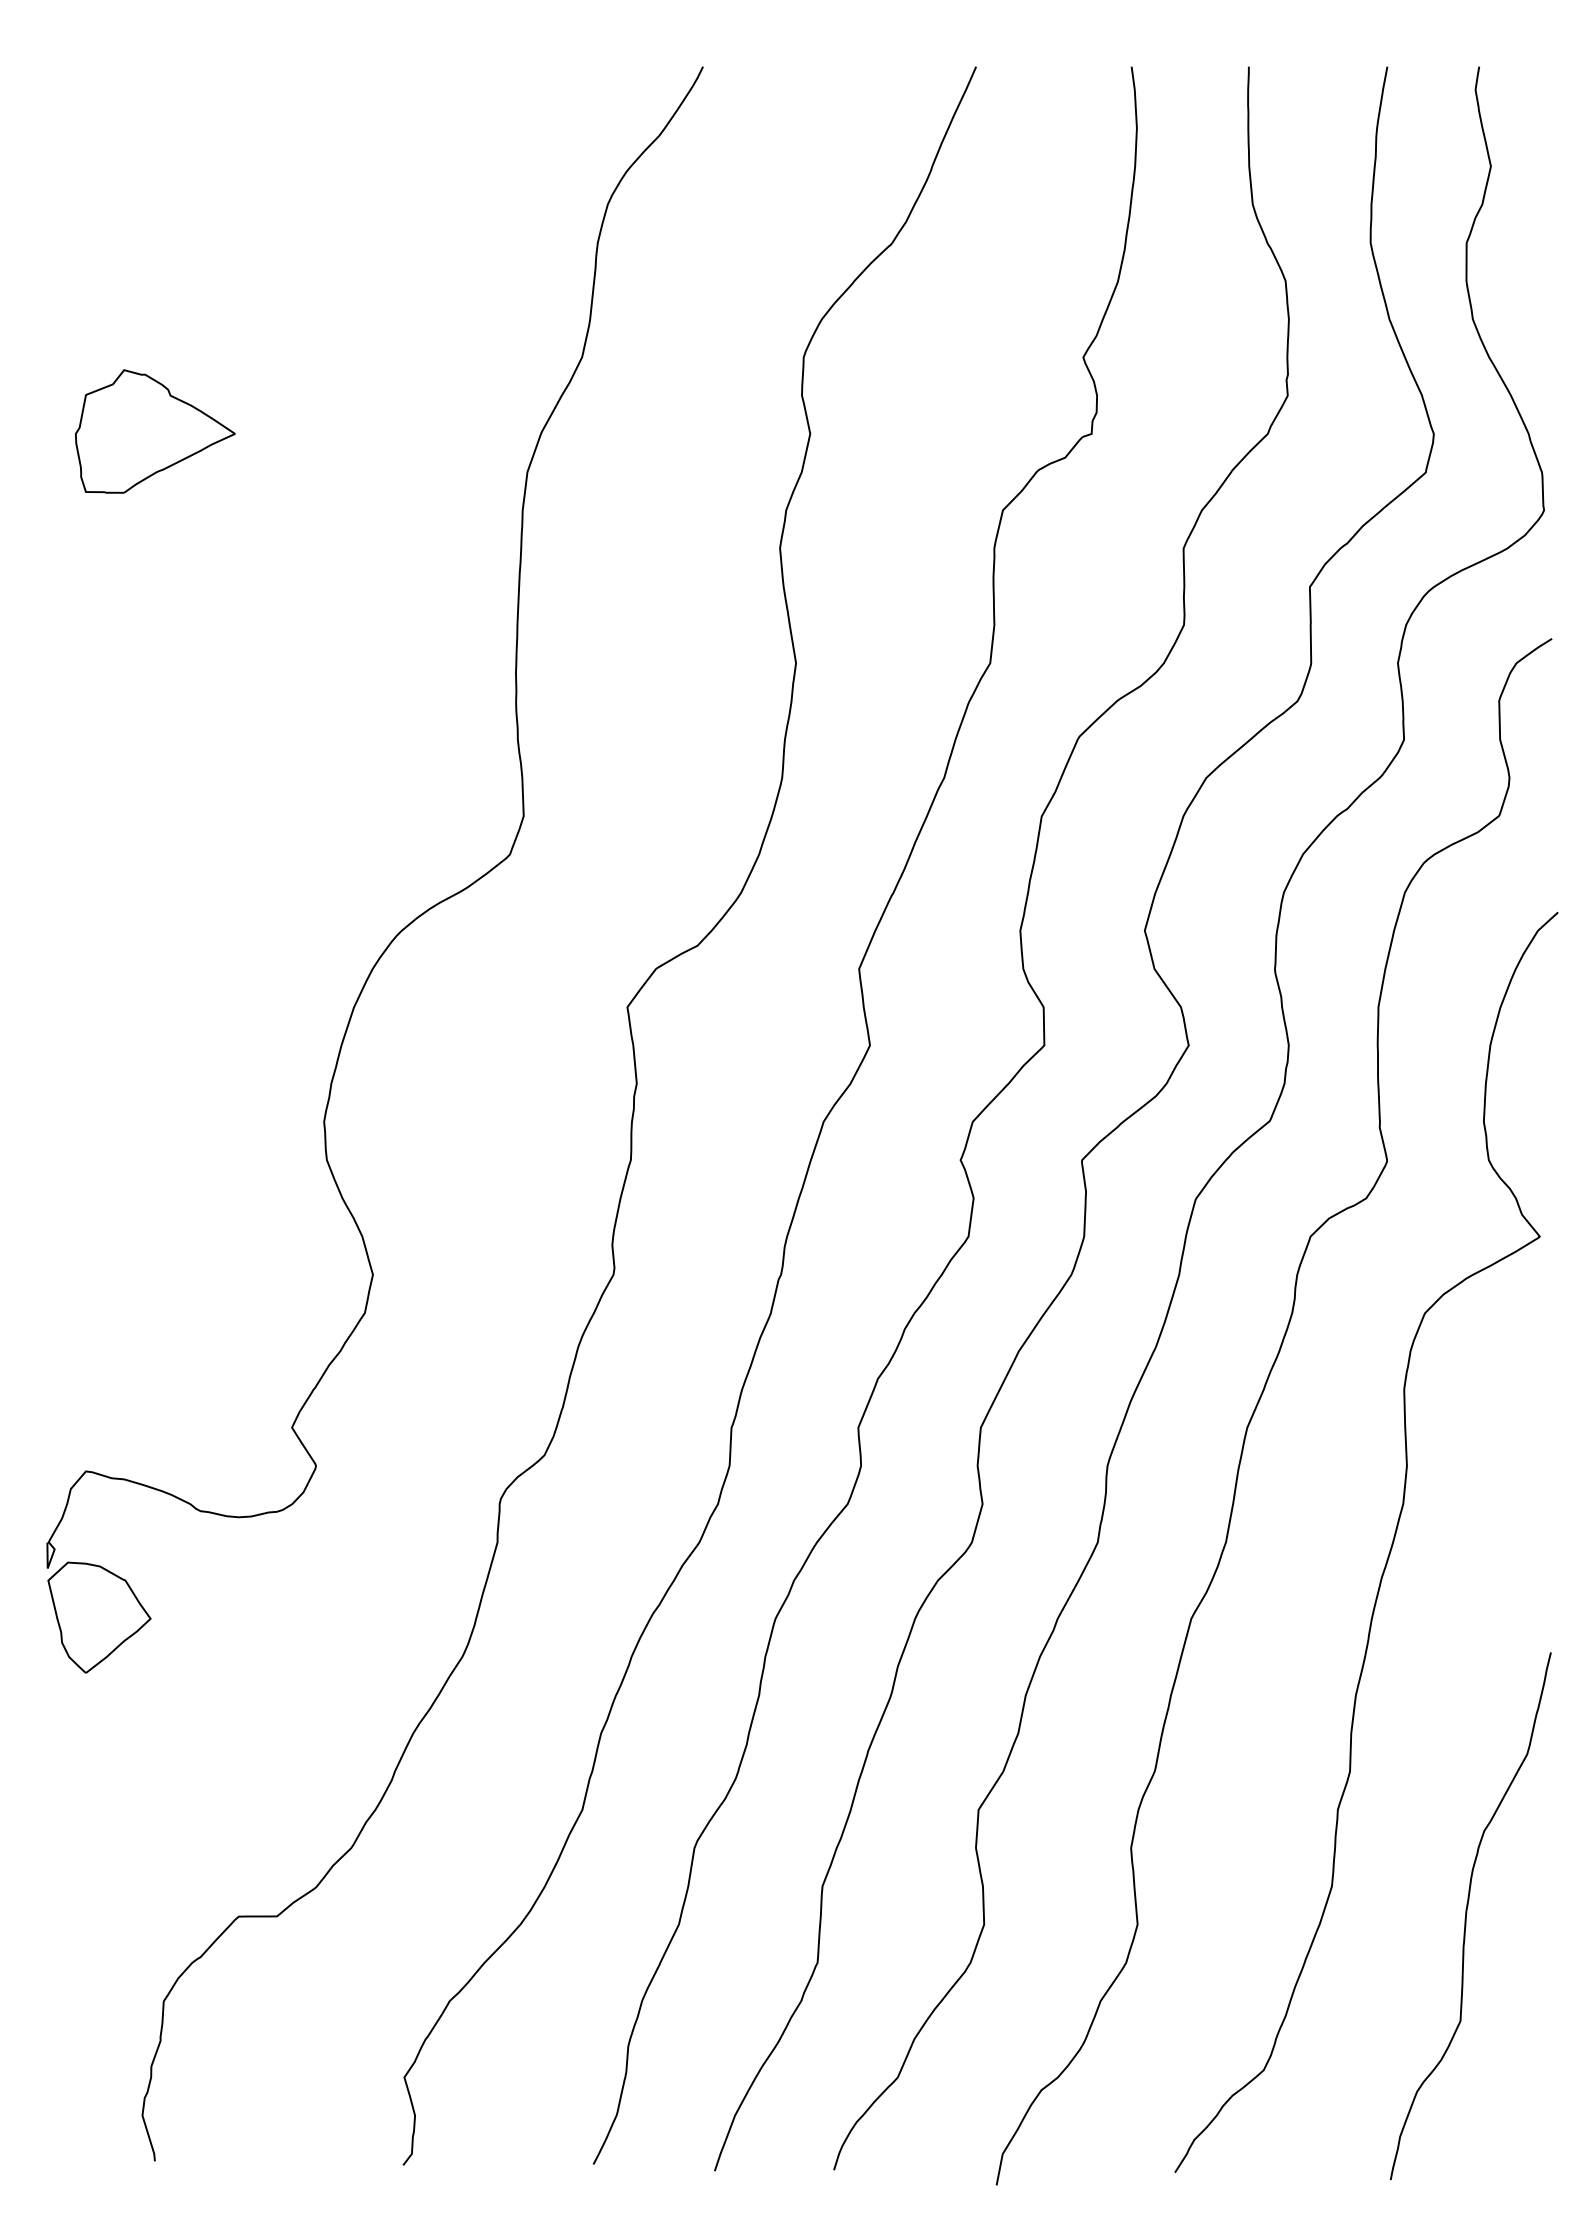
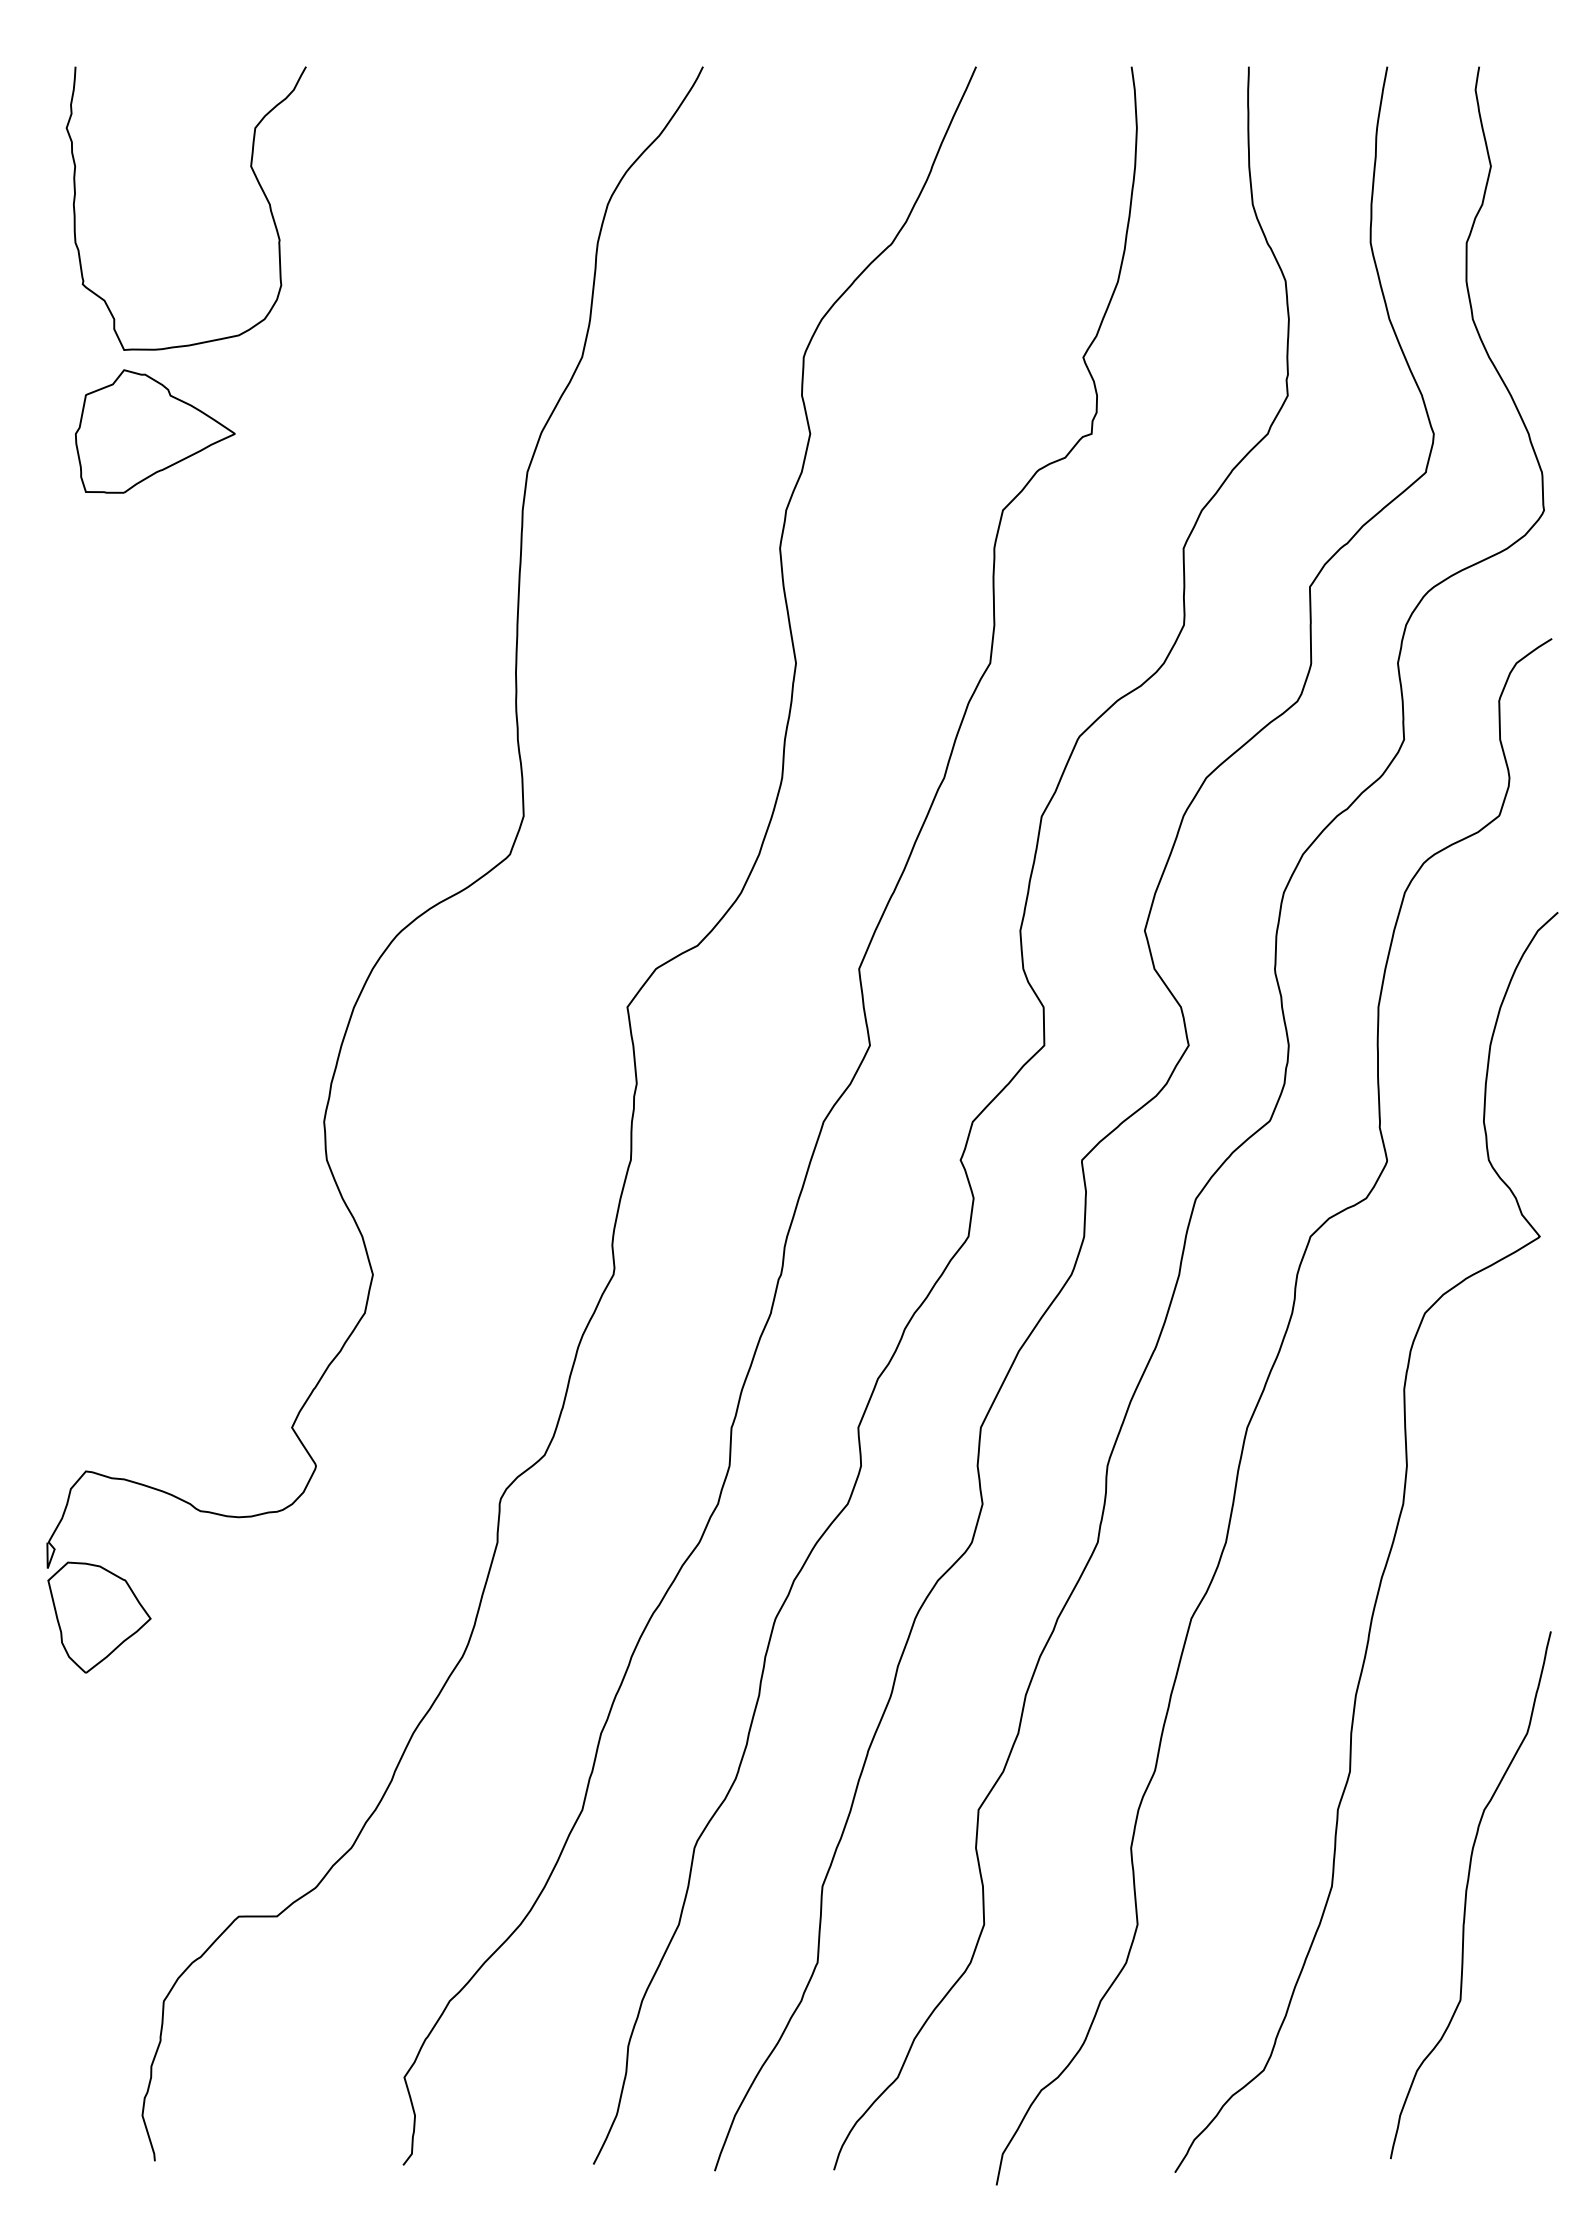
curve: none -> present (254, 176)
curve position: (1466, 1916) -> (1466, 1895) (1466, 1895)
